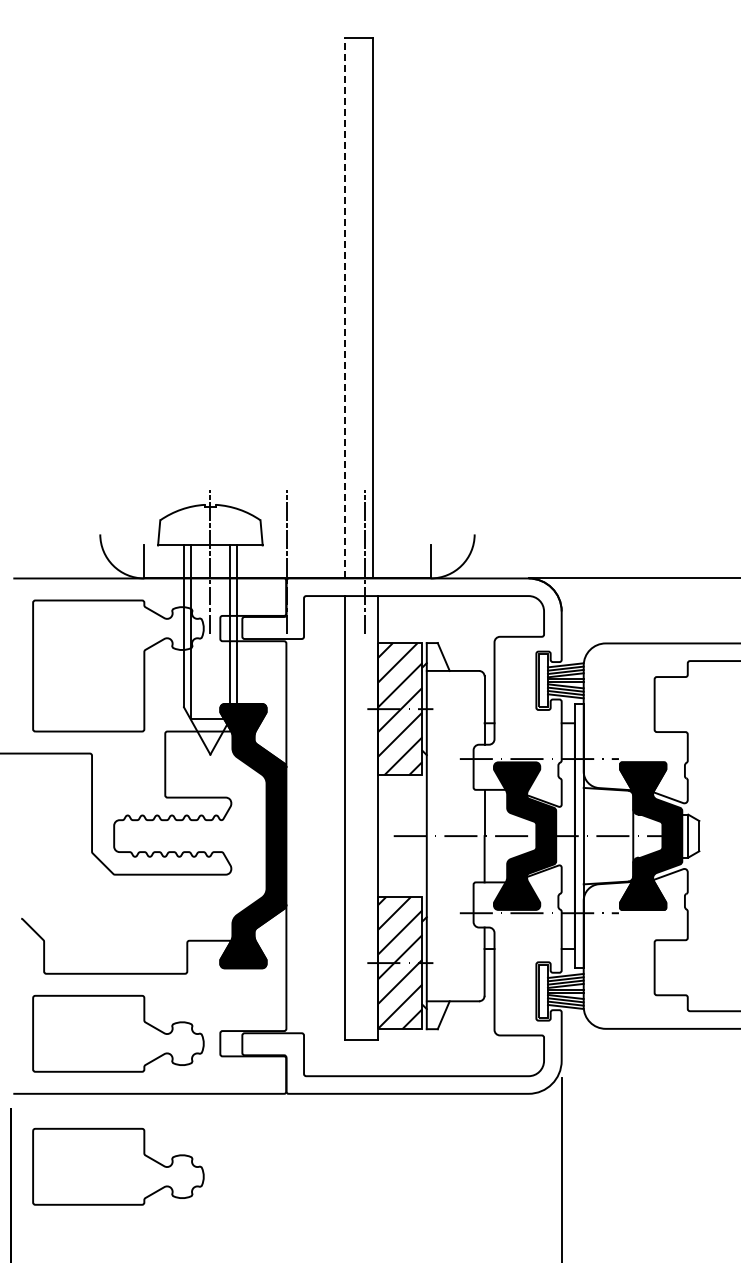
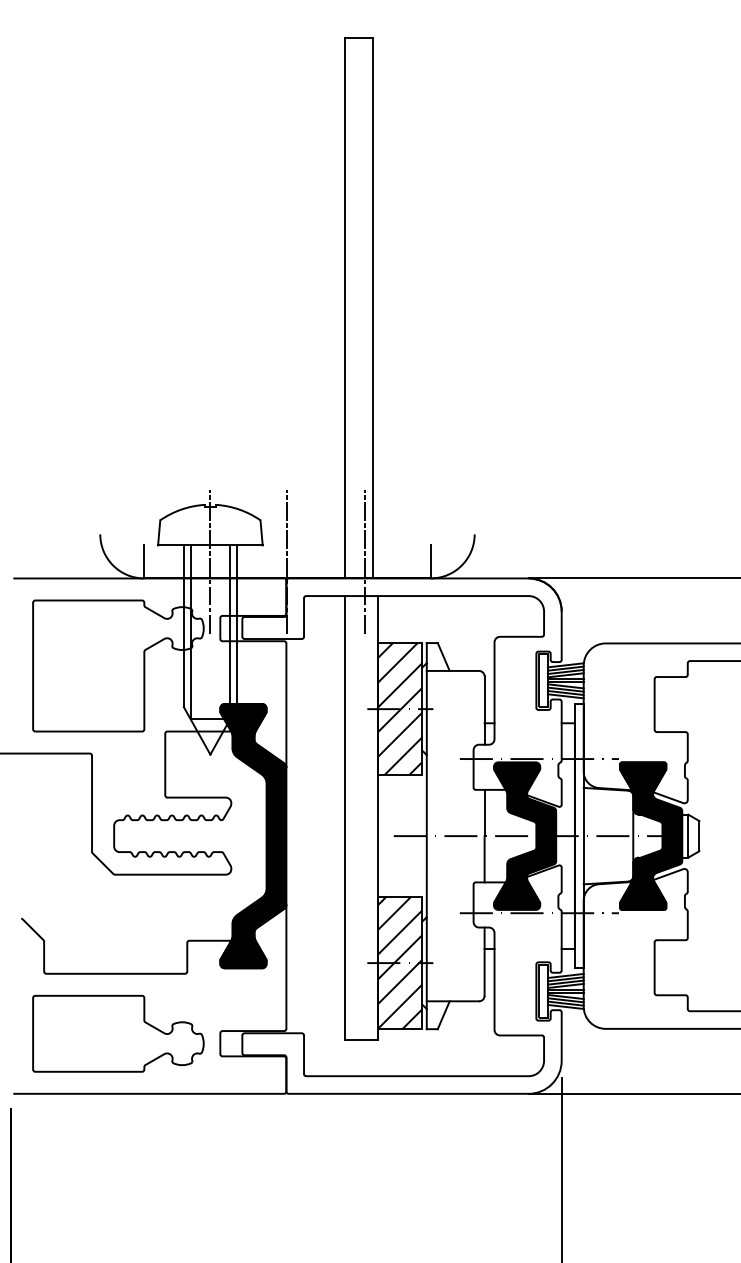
line: dashed -> solid (345, 307)
line: none -> present (632, 1093)
part: present -> none (118, 1166)
